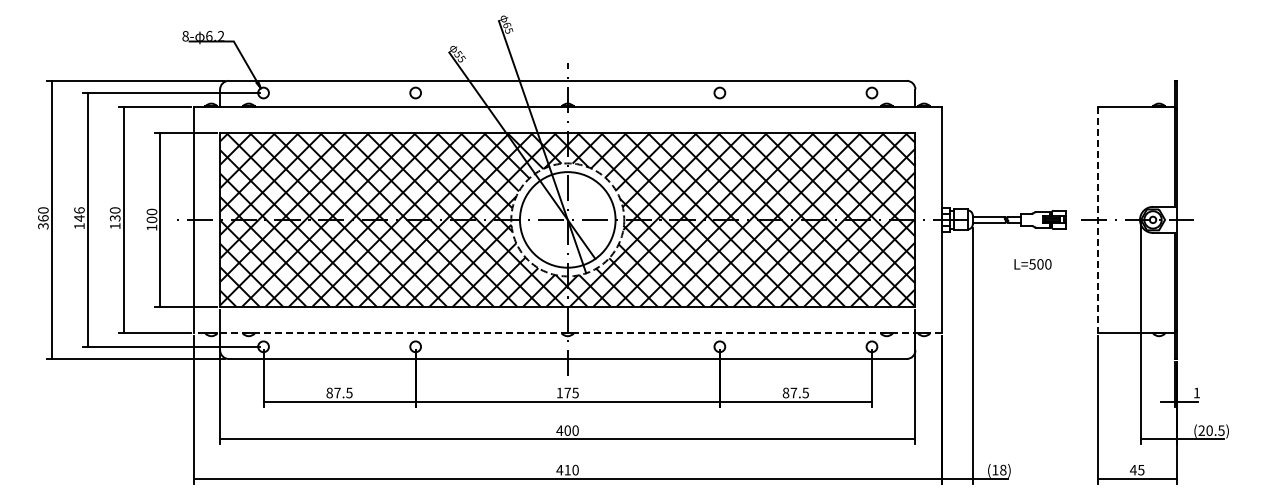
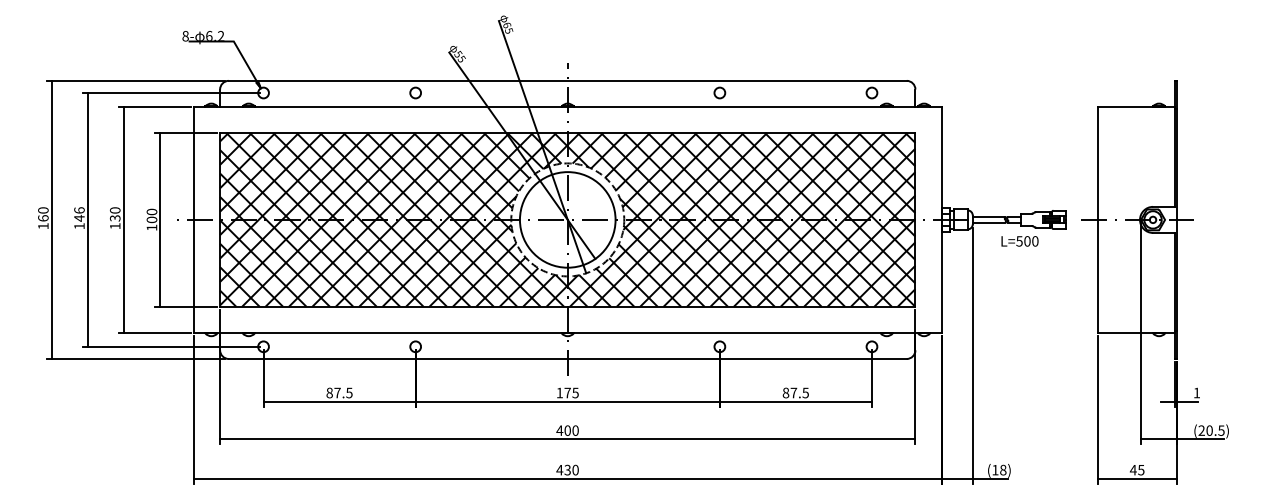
line: dashed -> solid (1098, 219)
text: 360 -> 160 (43, 226)
text position: (1032, 264) -> (1019, 241) (1019, 241)
line: dashed -> solid (567, 332)
text: 410 -> 430 (567, 469)
